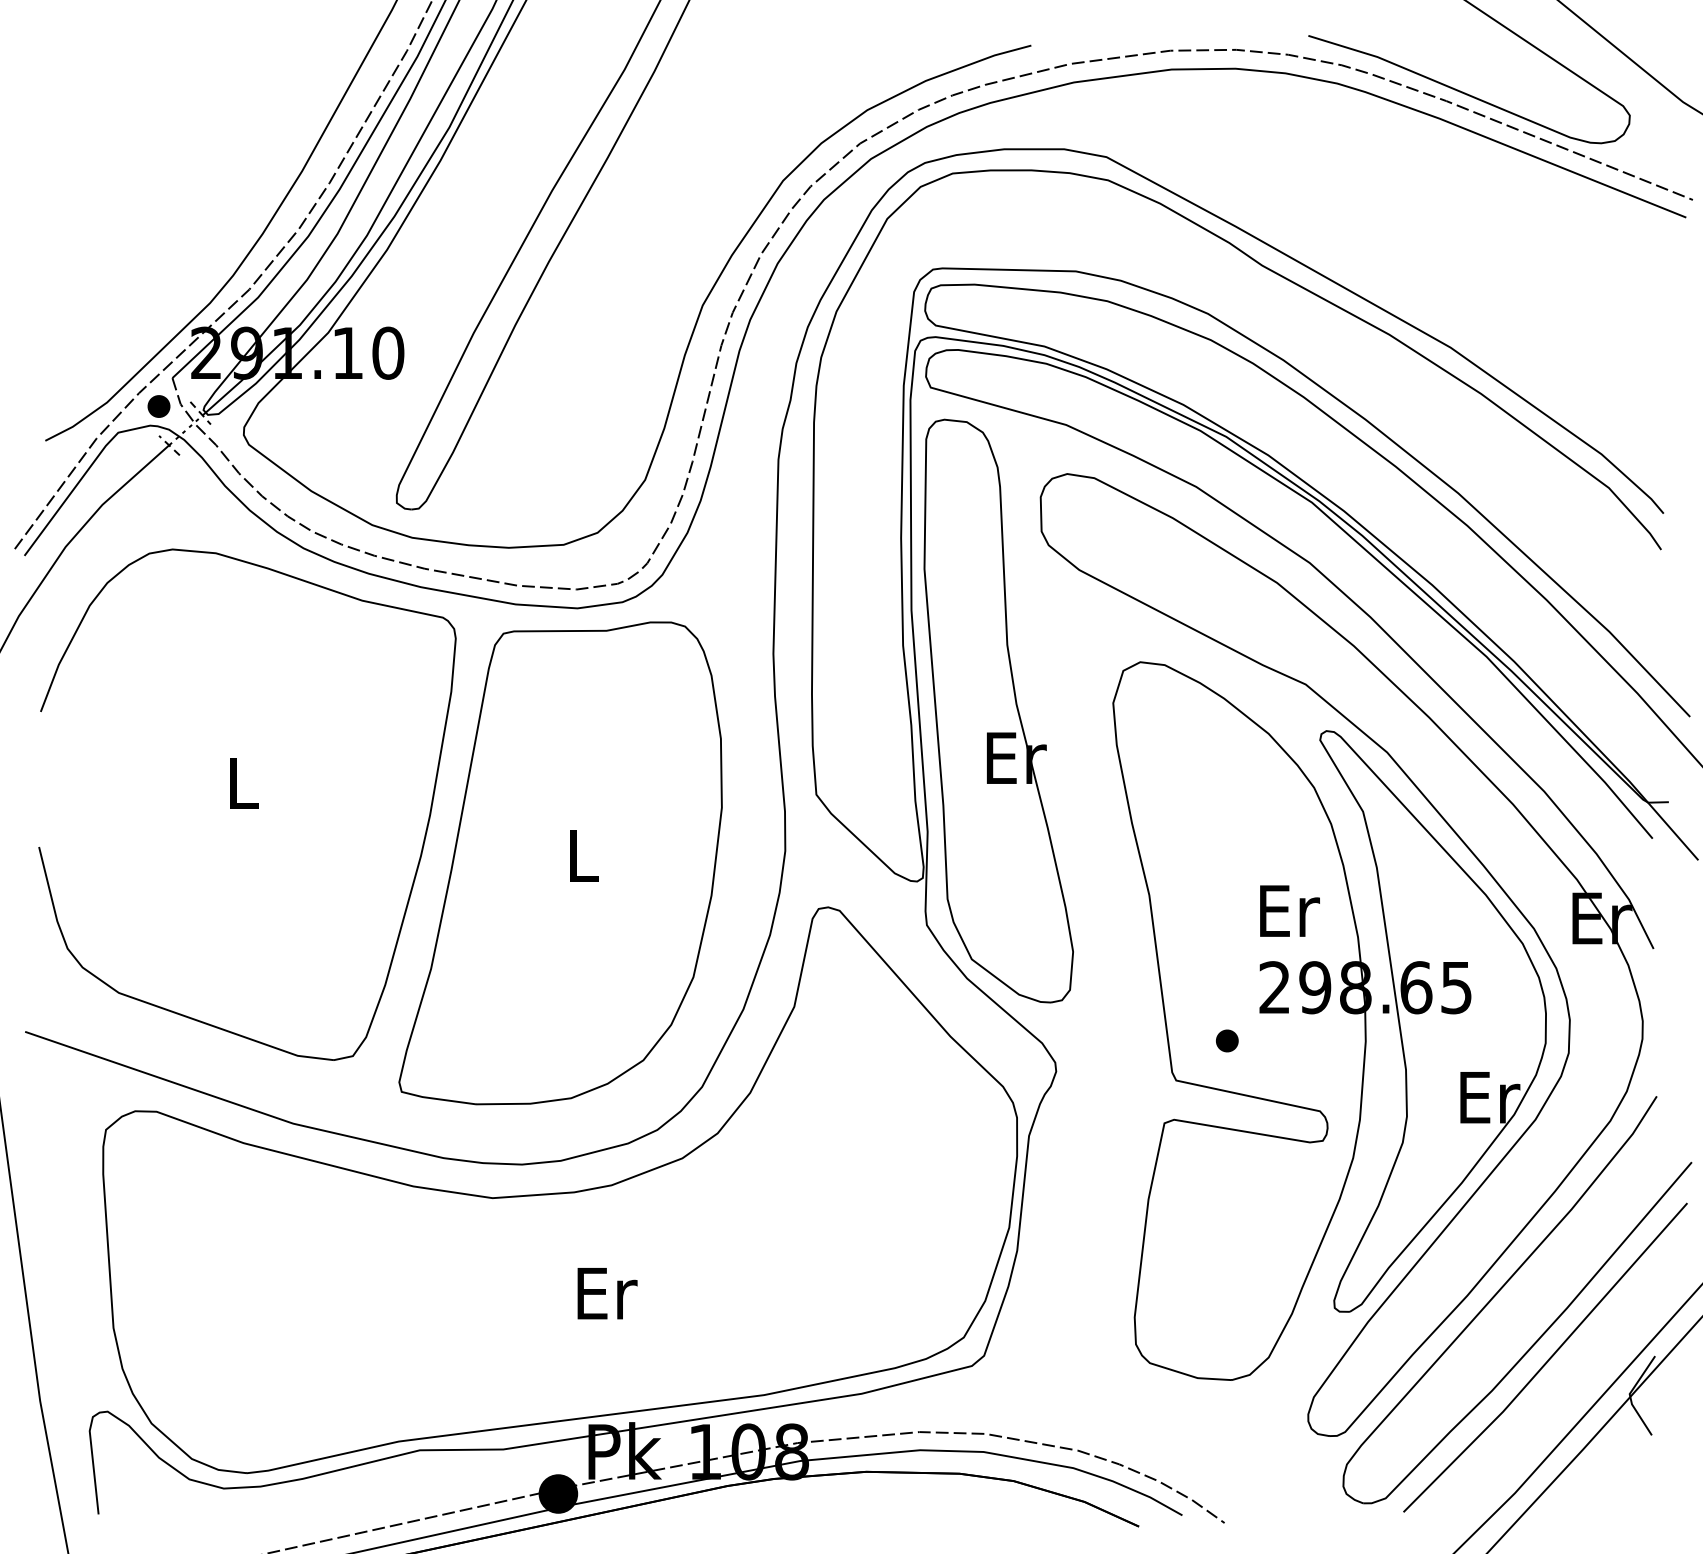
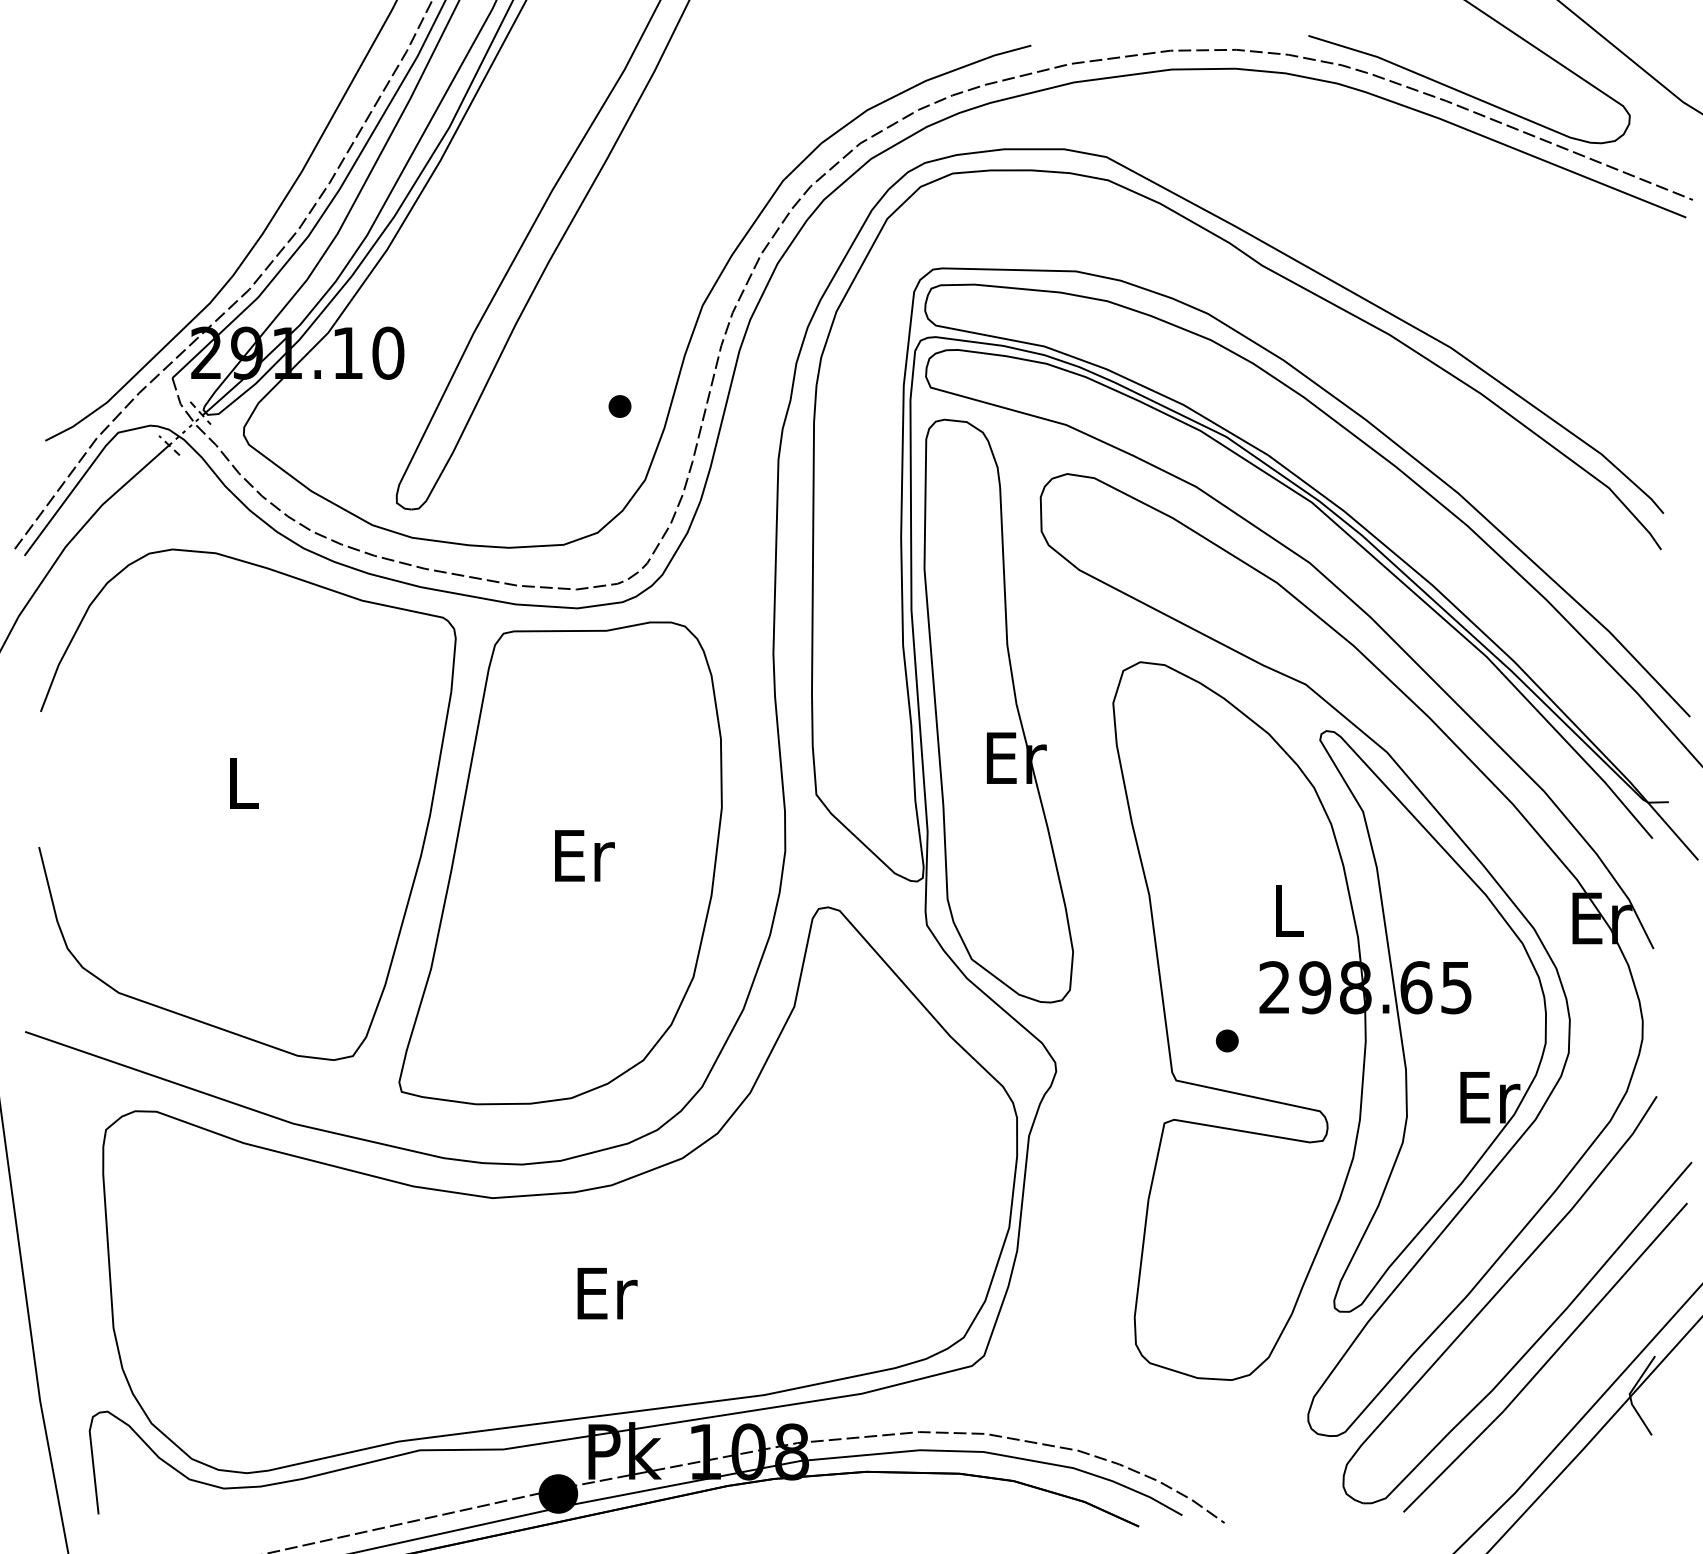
part position: (158, 406) -> (619, 406) (619, 406)
text: L -> Er (584, 855)
text: Er -> L (1289, 910)
